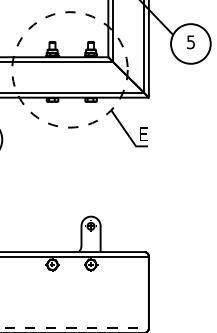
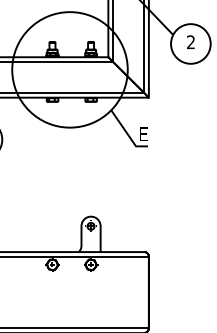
text: 5 -> 2 (190, 42)
circle: dashed -> solid (69, 69)
line: dashed -> solid (75, 328)
